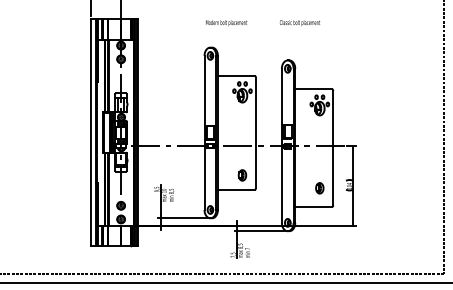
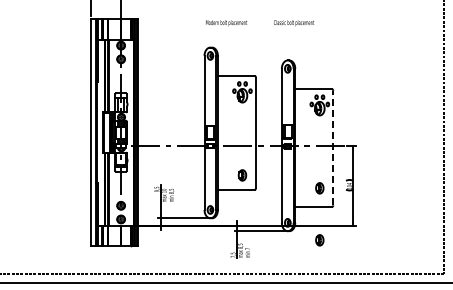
text position: (299, 23) -> (293, 23) (293, 23)
line: solid -> dashed (333, 147)
part: none -> present (319, 240)
